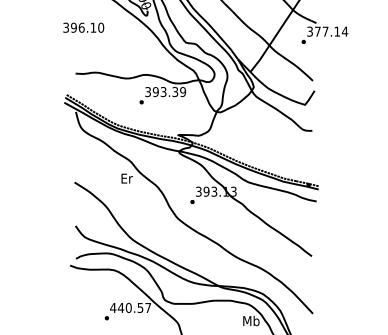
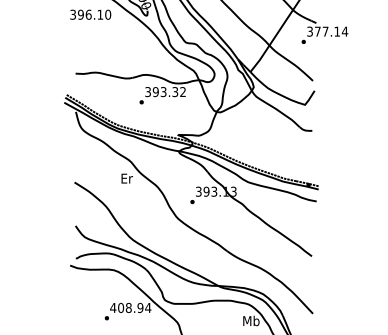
text position: (83, 27) -> (90, 14) (90, 14)
text: 393.39 -> 393.32 (183, 92)
text: 440.57 -> 408.94 (134, 307)
